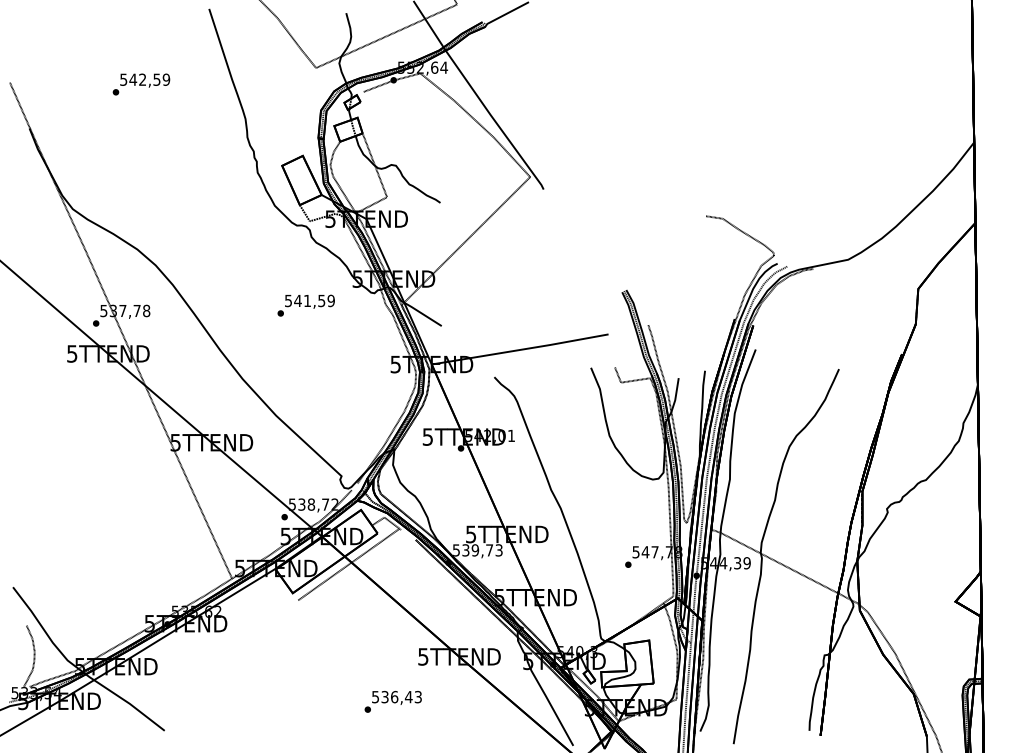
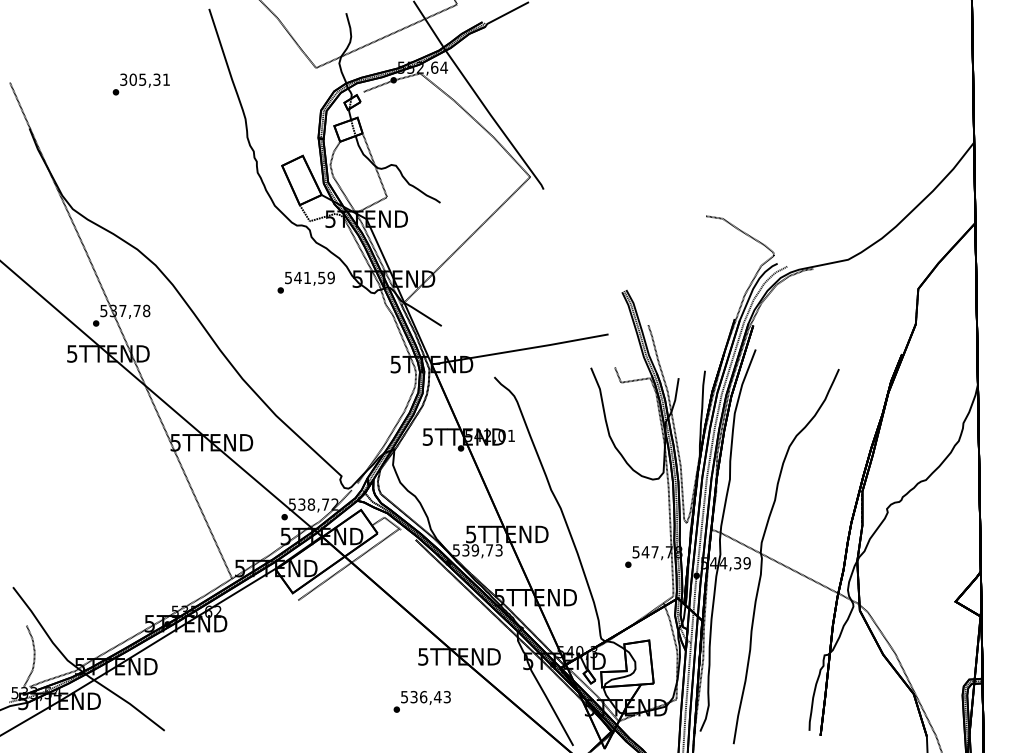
text: 542,59 -> 305,31 (145, 79)
text position: (305, 305) -> (305, 282) (305, 282)
text position: (392, 701) -> (421, 701) (421, 701)
